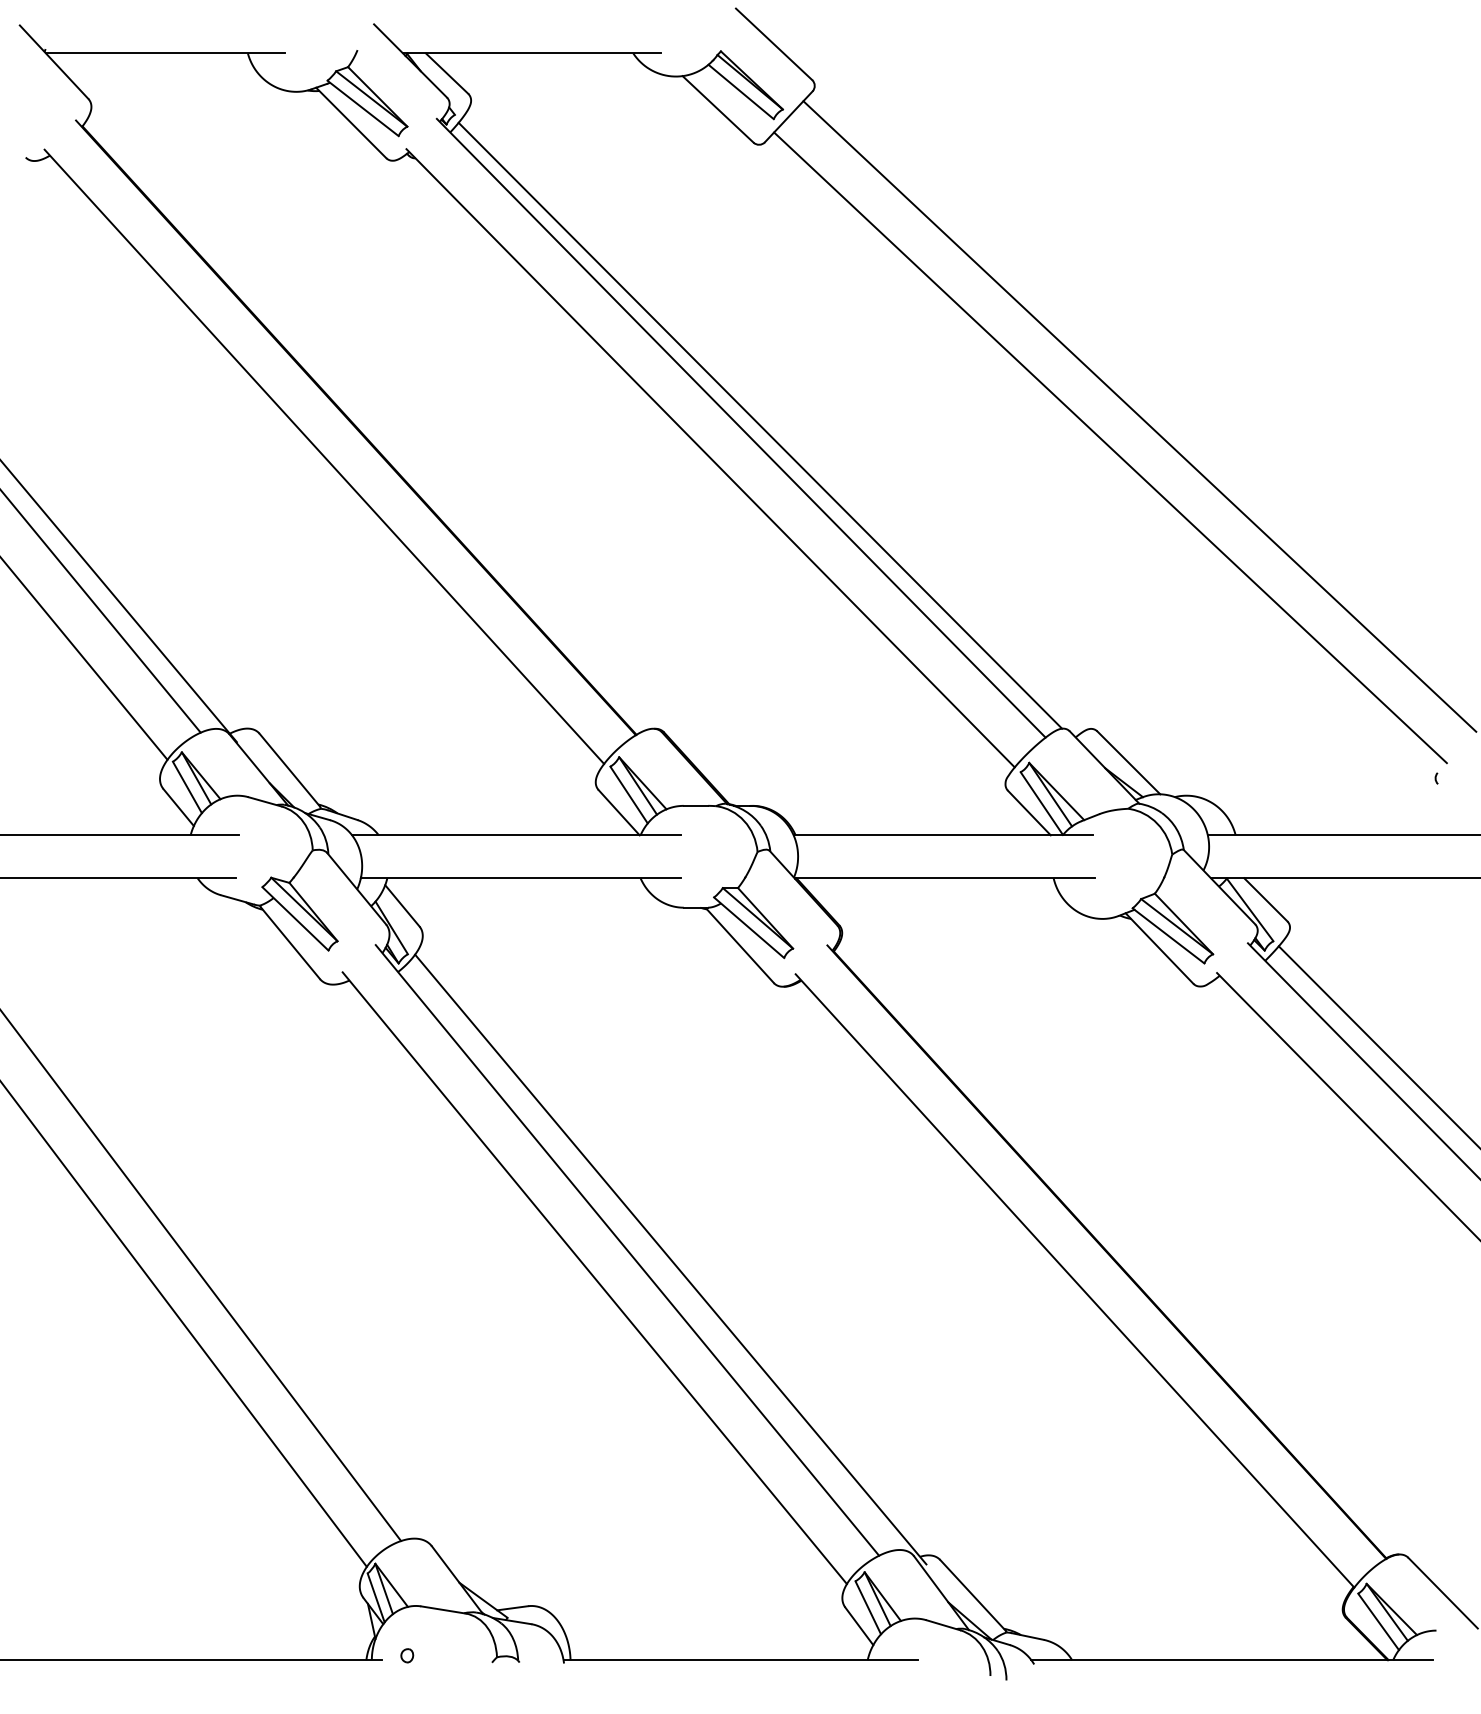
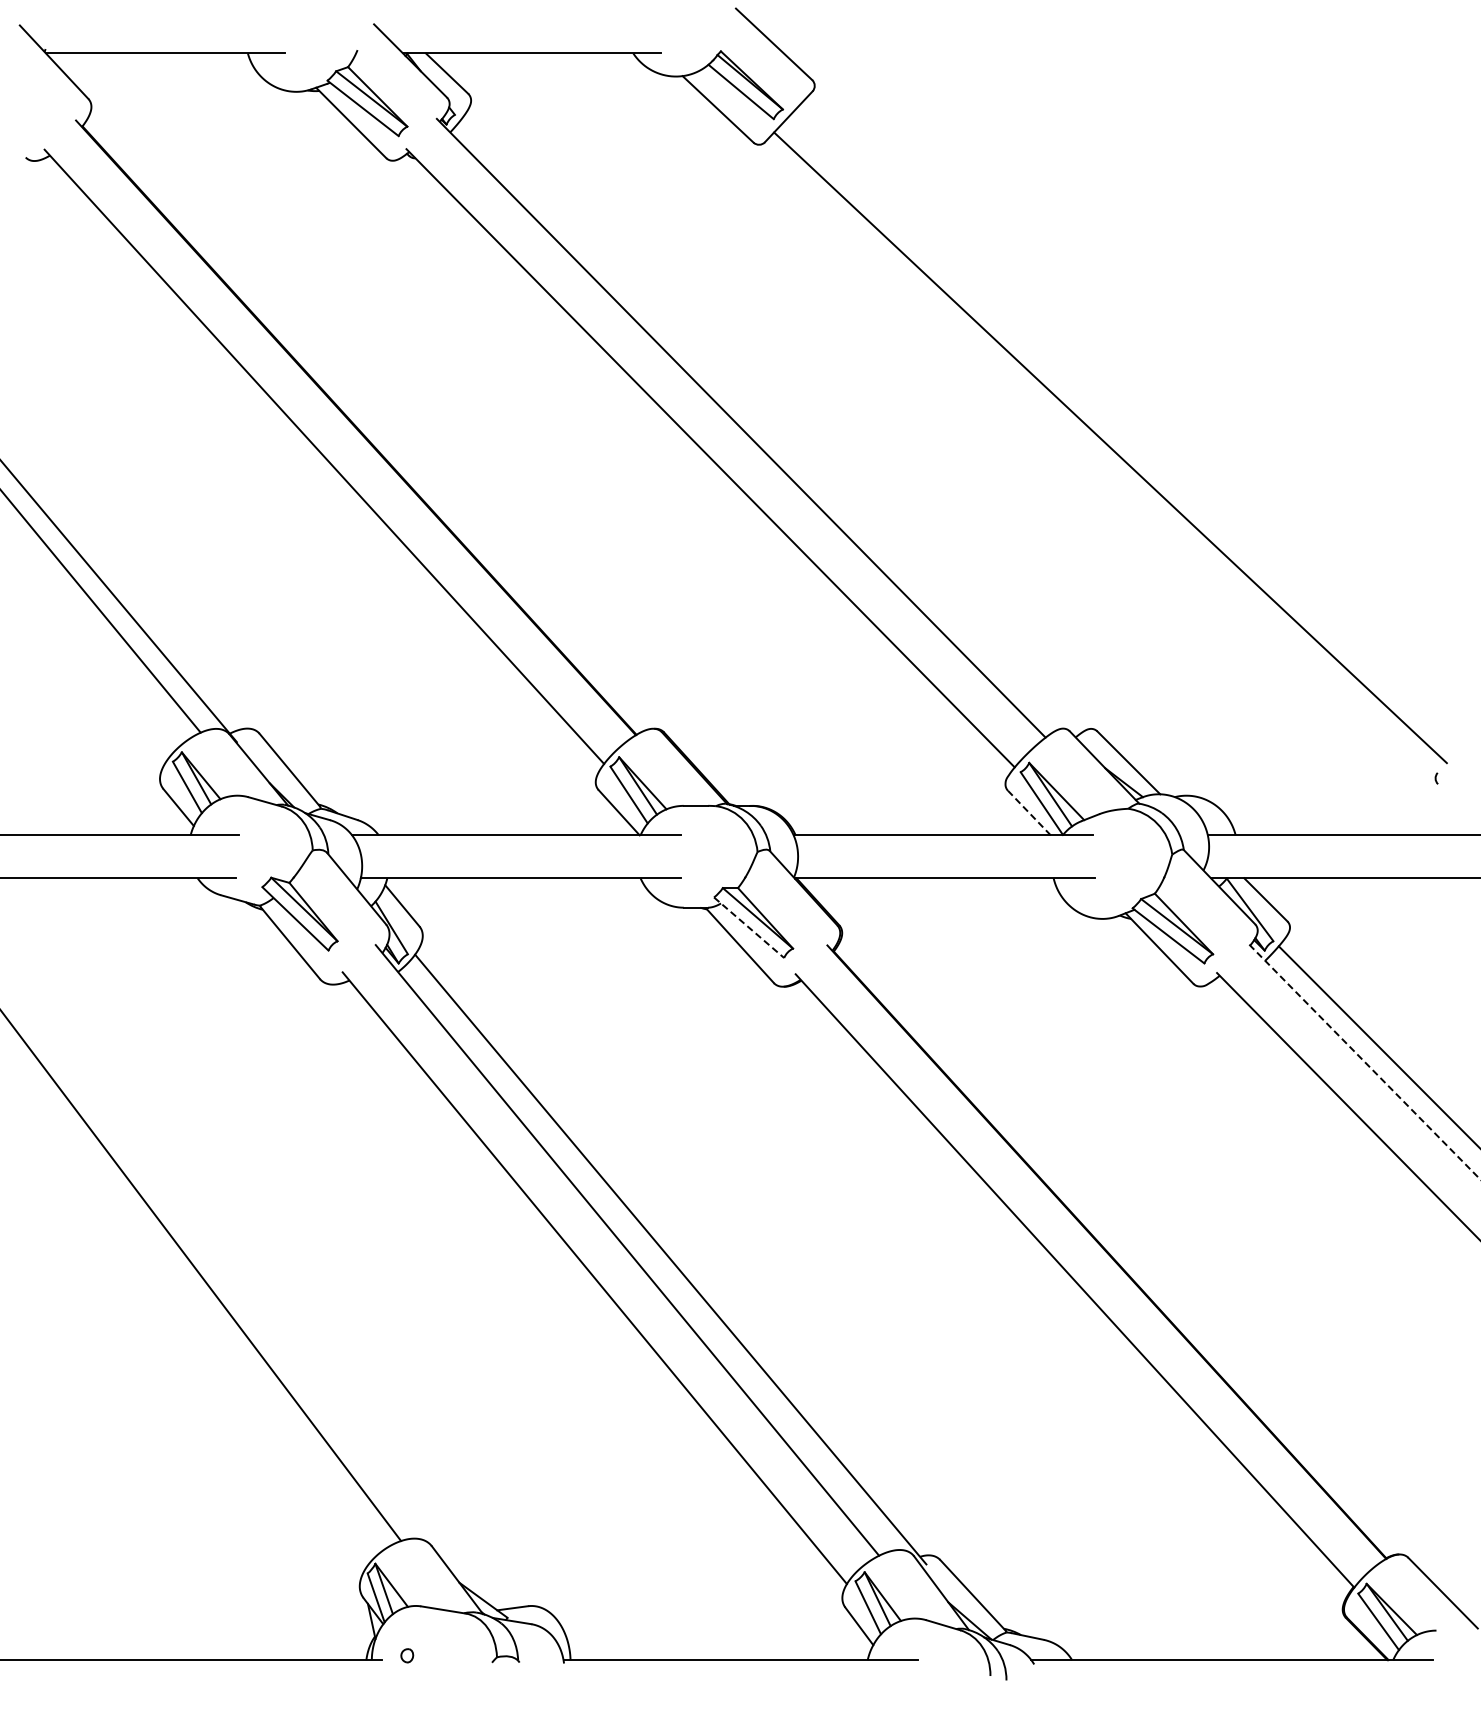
line: present -> none (1139, 416)
line: present -> none (760, 425)
line: present -> none (84, 659)
line: solid -> dashed (1029, 813)
line: solid -> dashed (749, 928)
line: solid -> dashed (1364, 1061)
line: present -> none (184, 1324)
